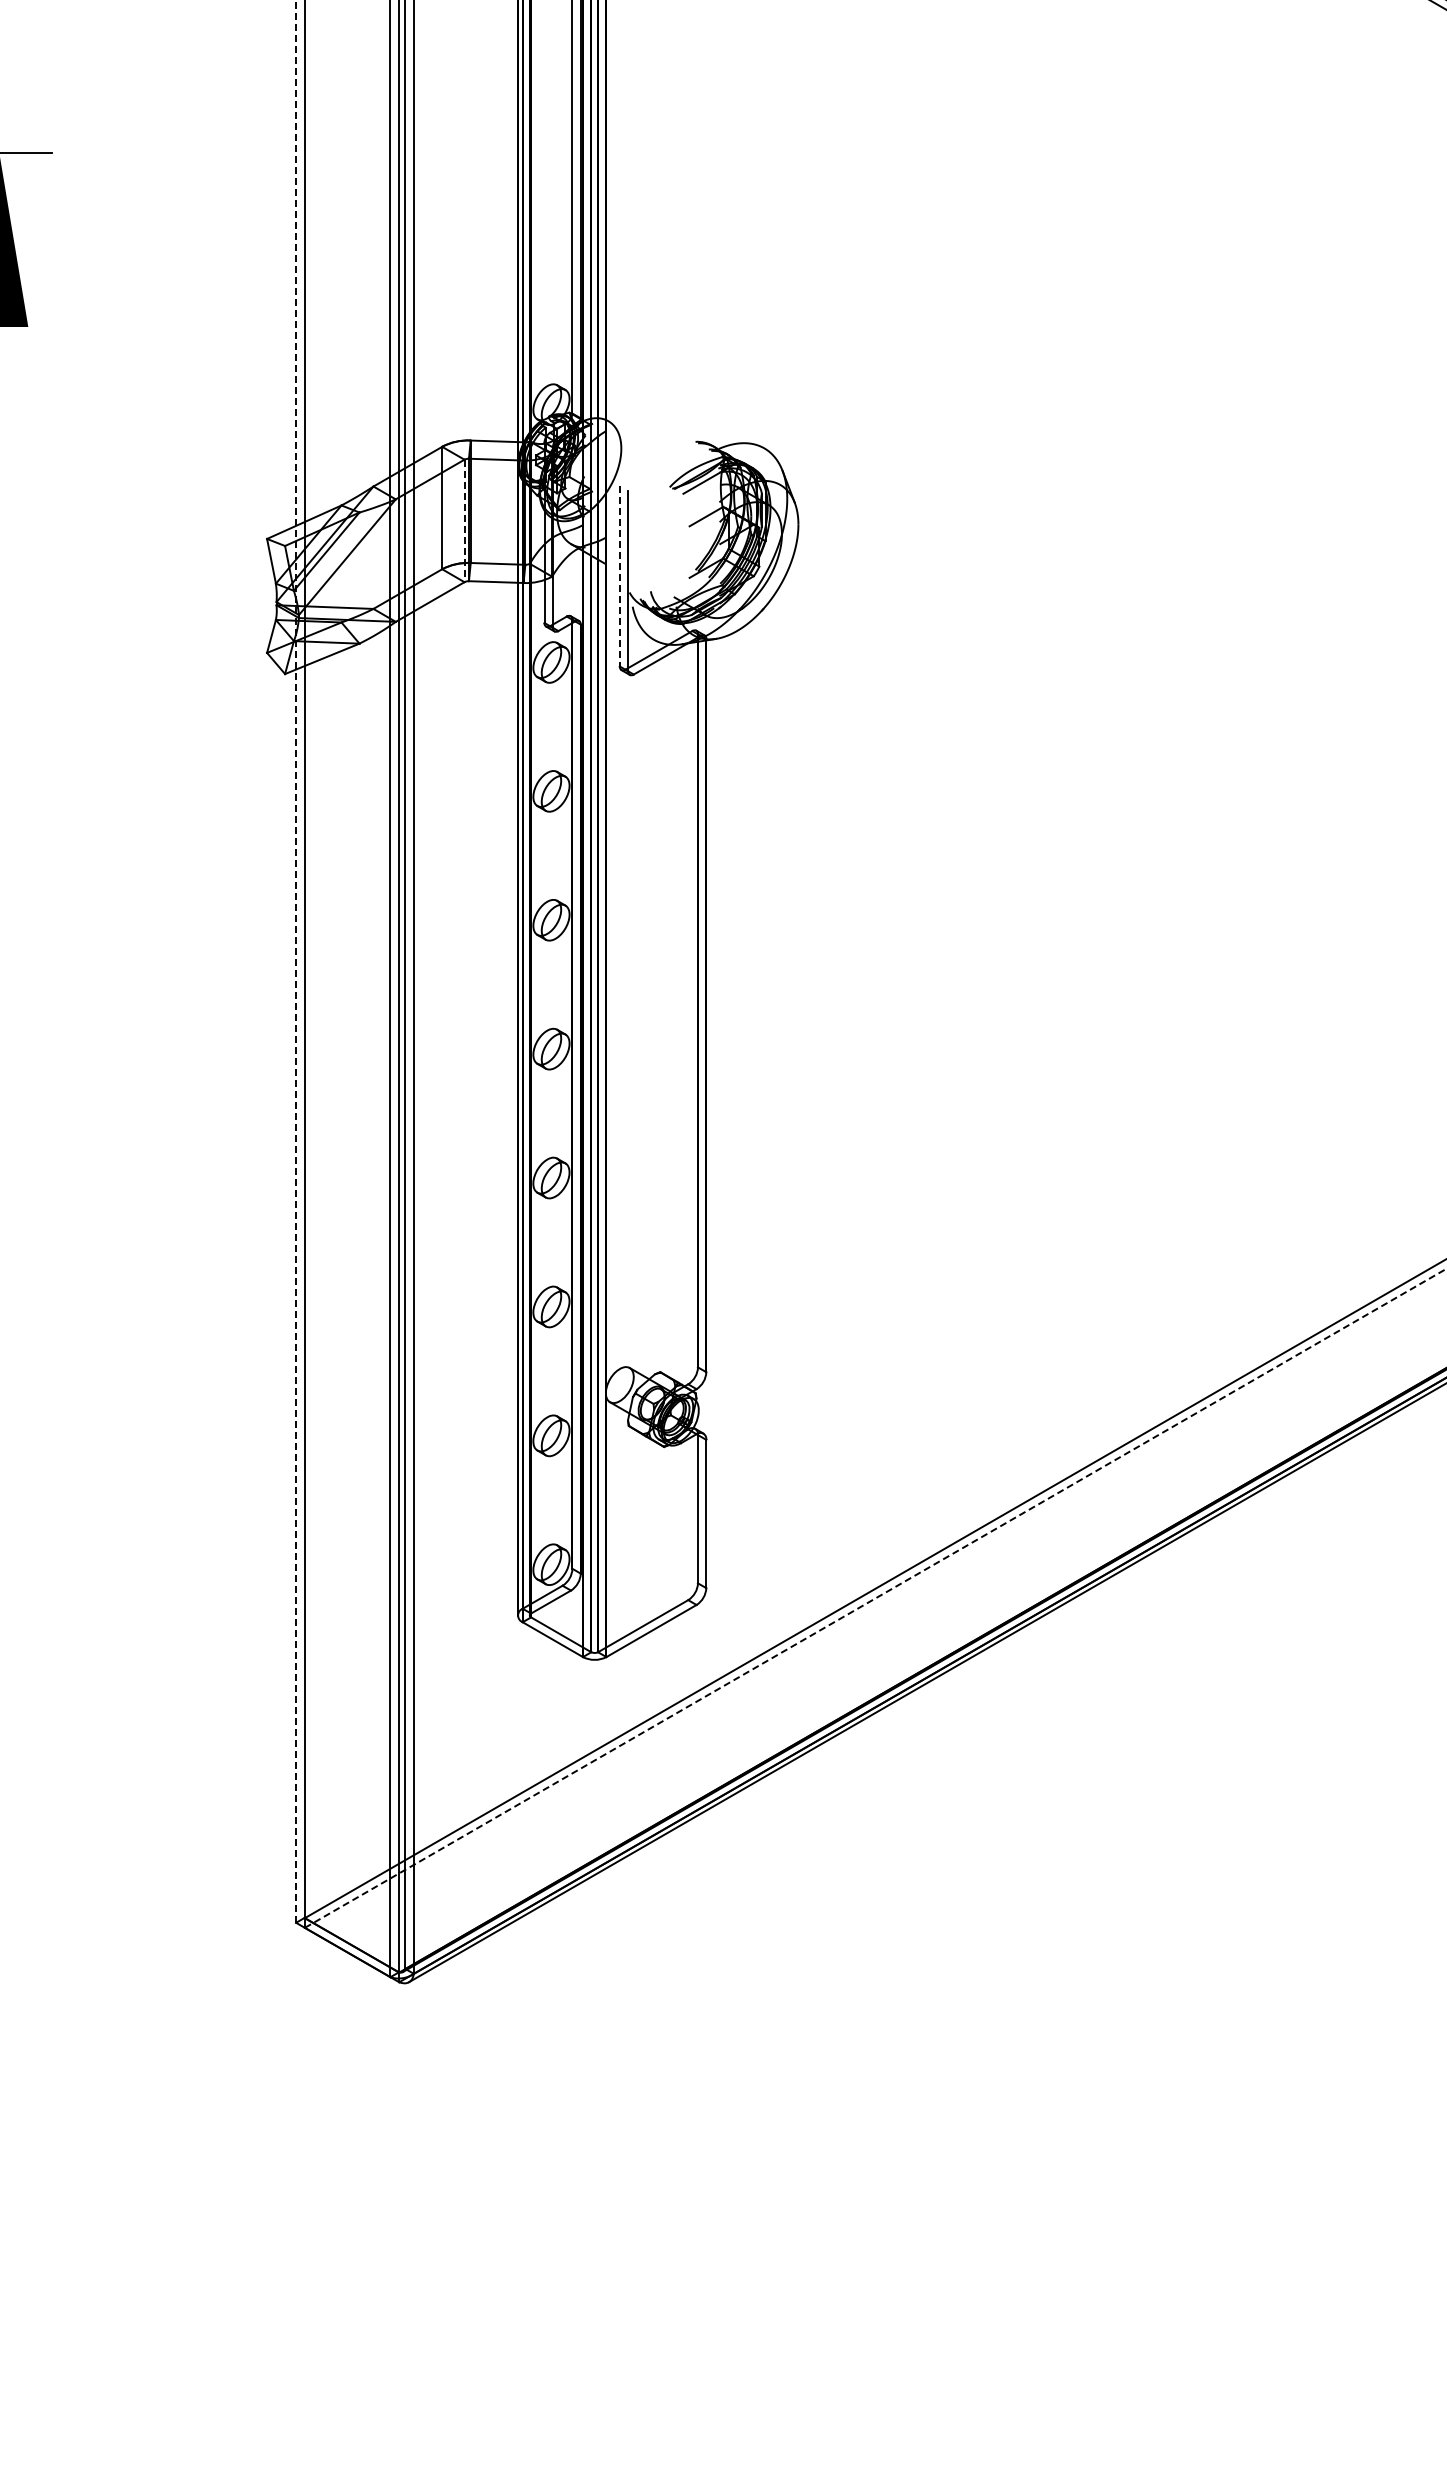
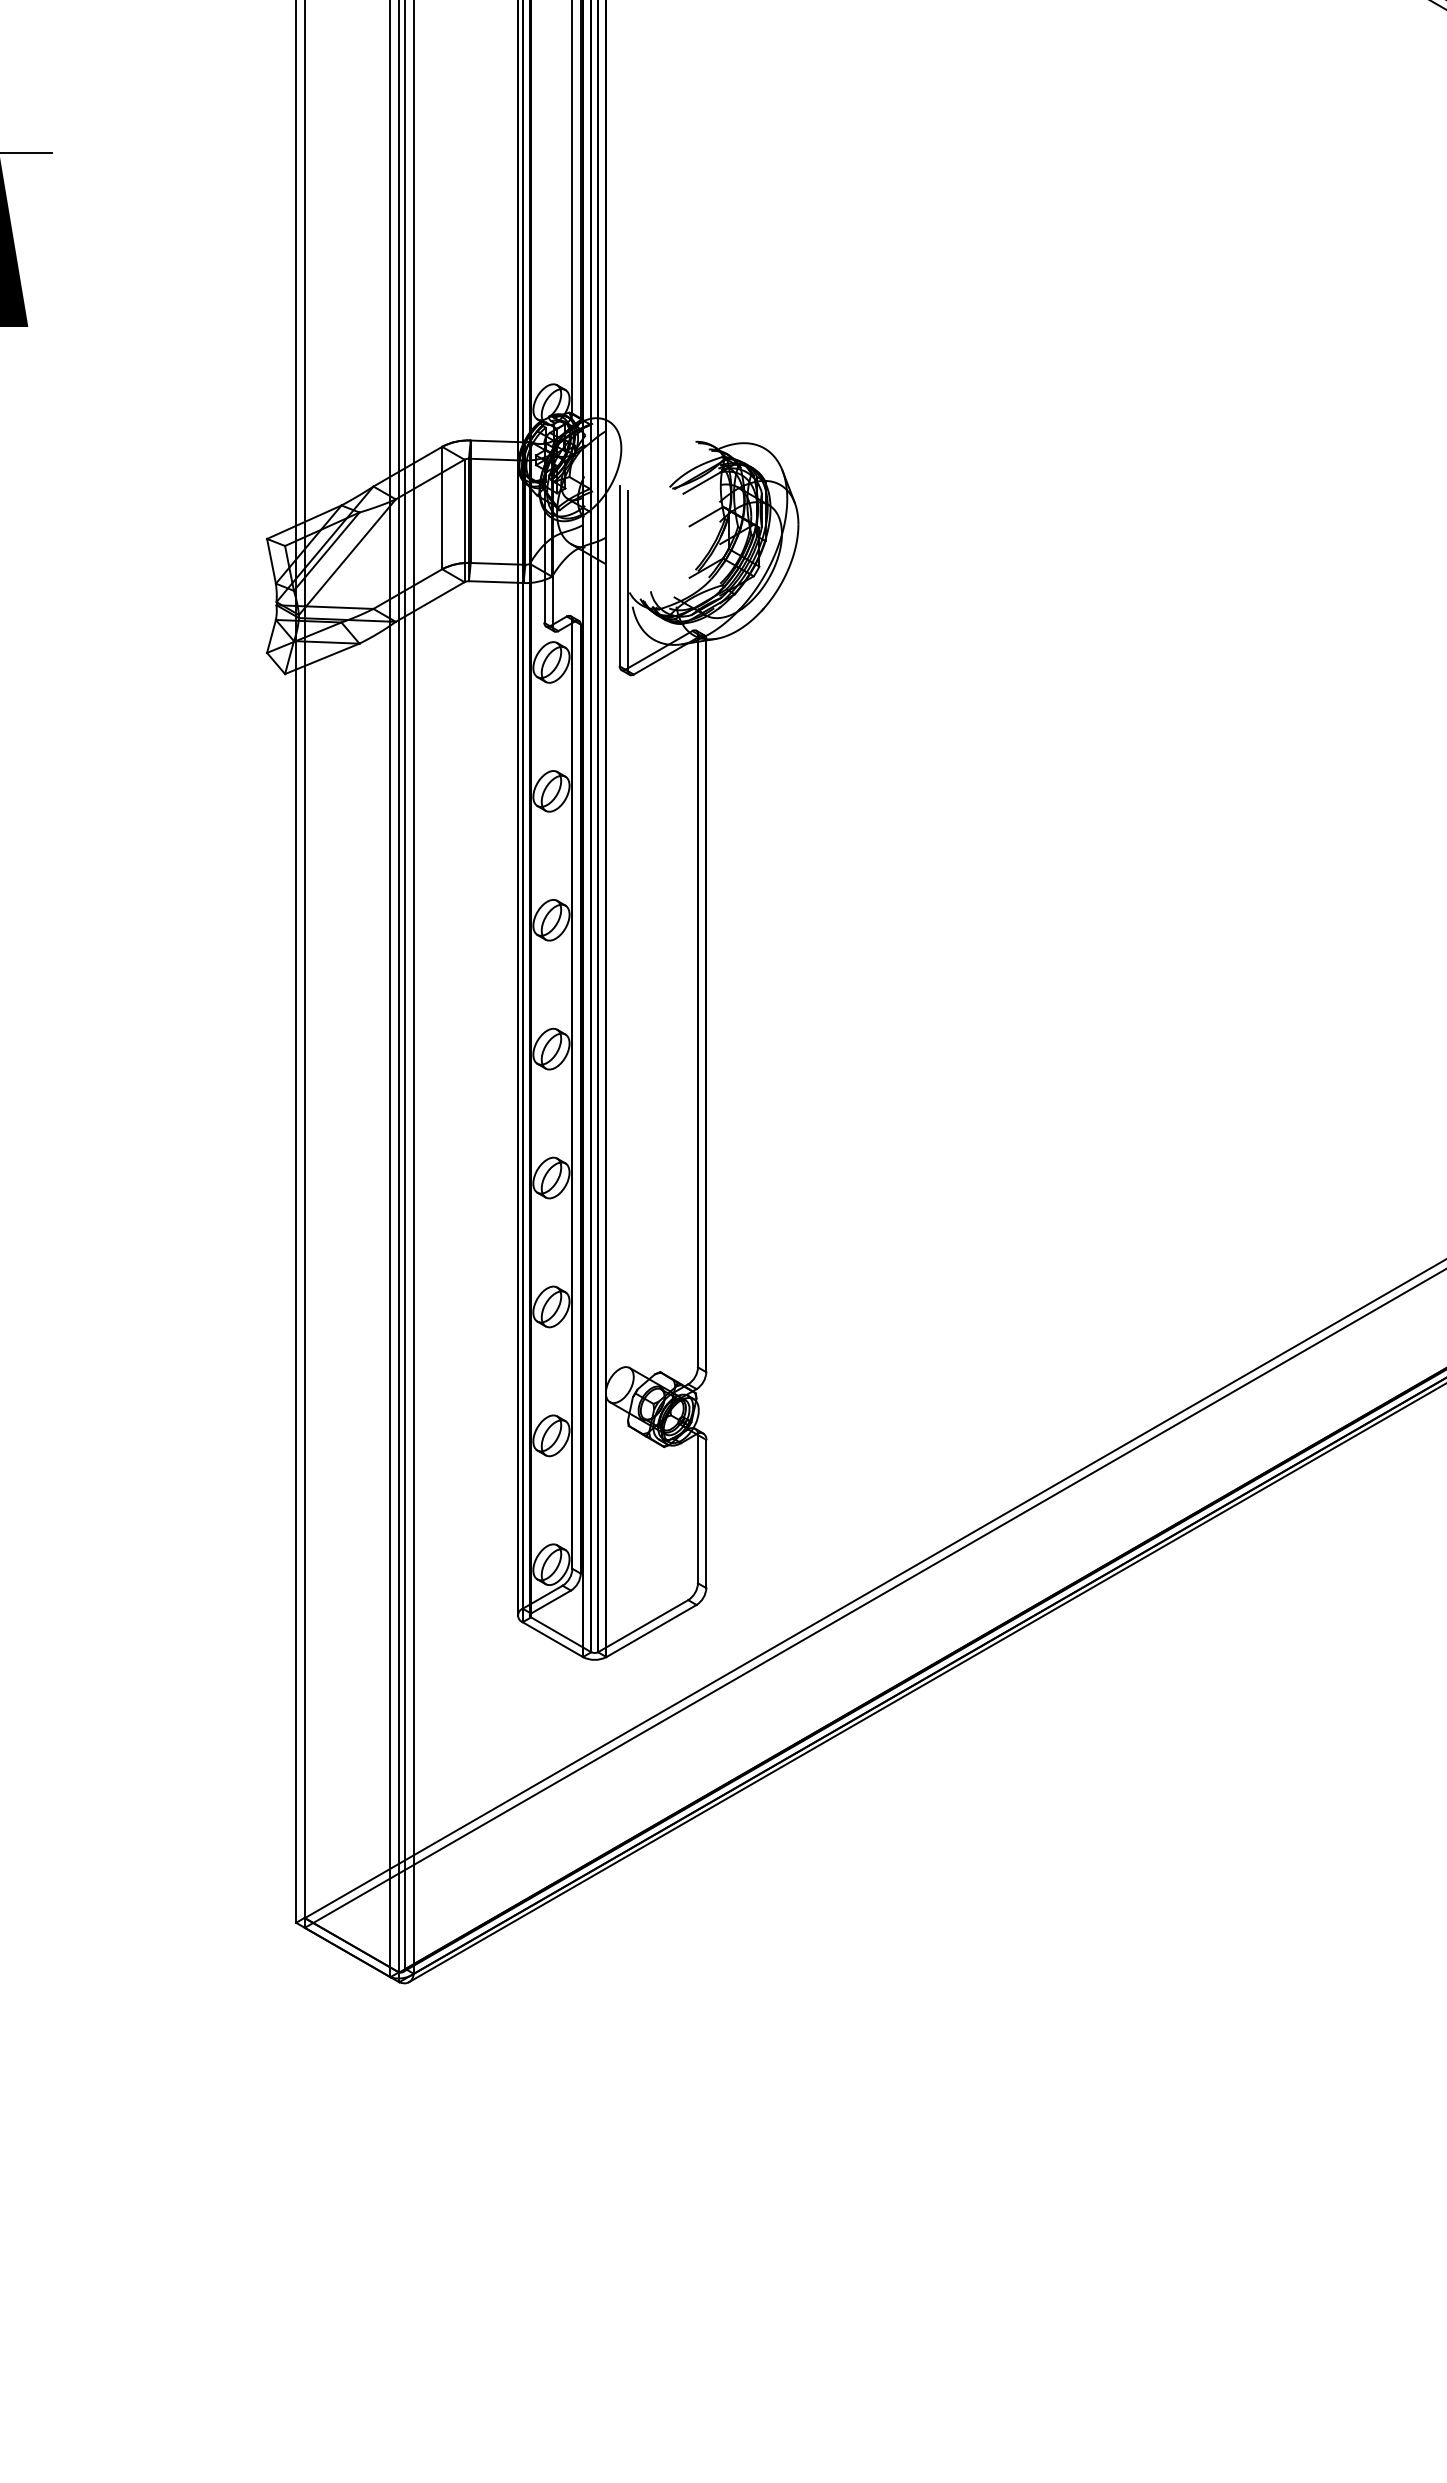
line: dashed -> solid (464, 521)
line: dashed -> solid (619, 576)
line: dashed -> solid (296, 962)
line: dashed -> solid (876, 1597)
